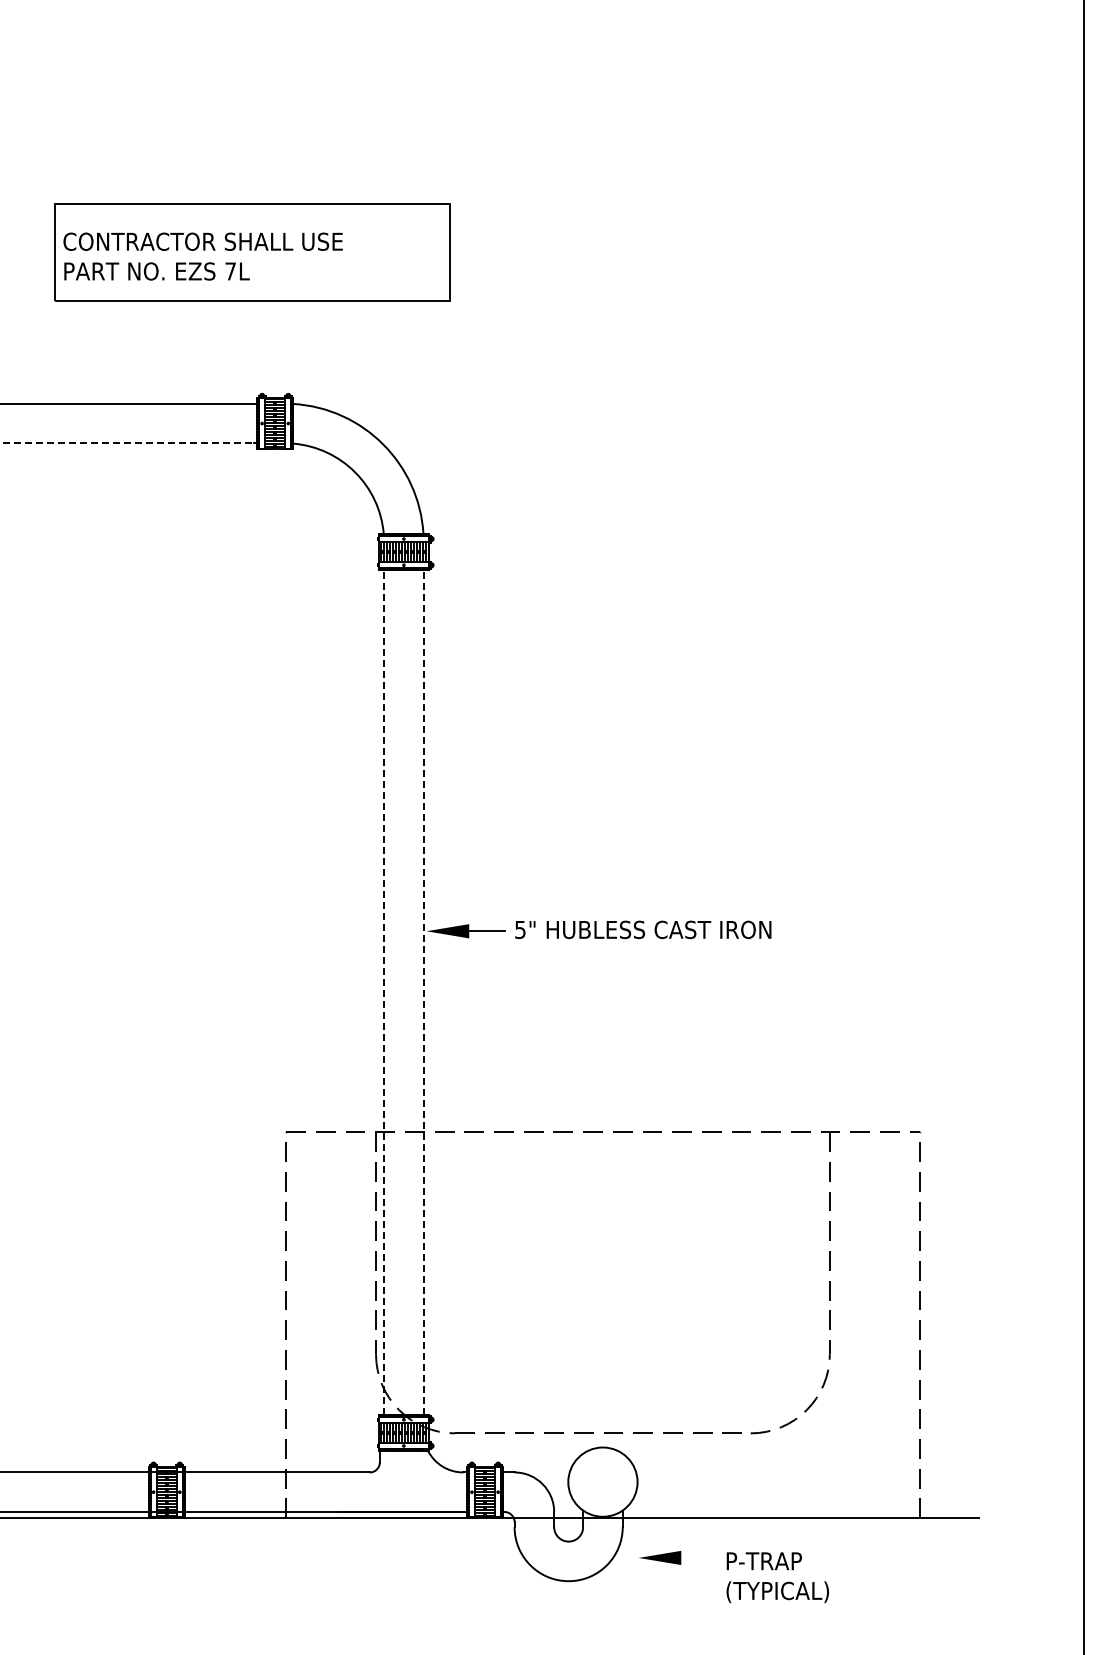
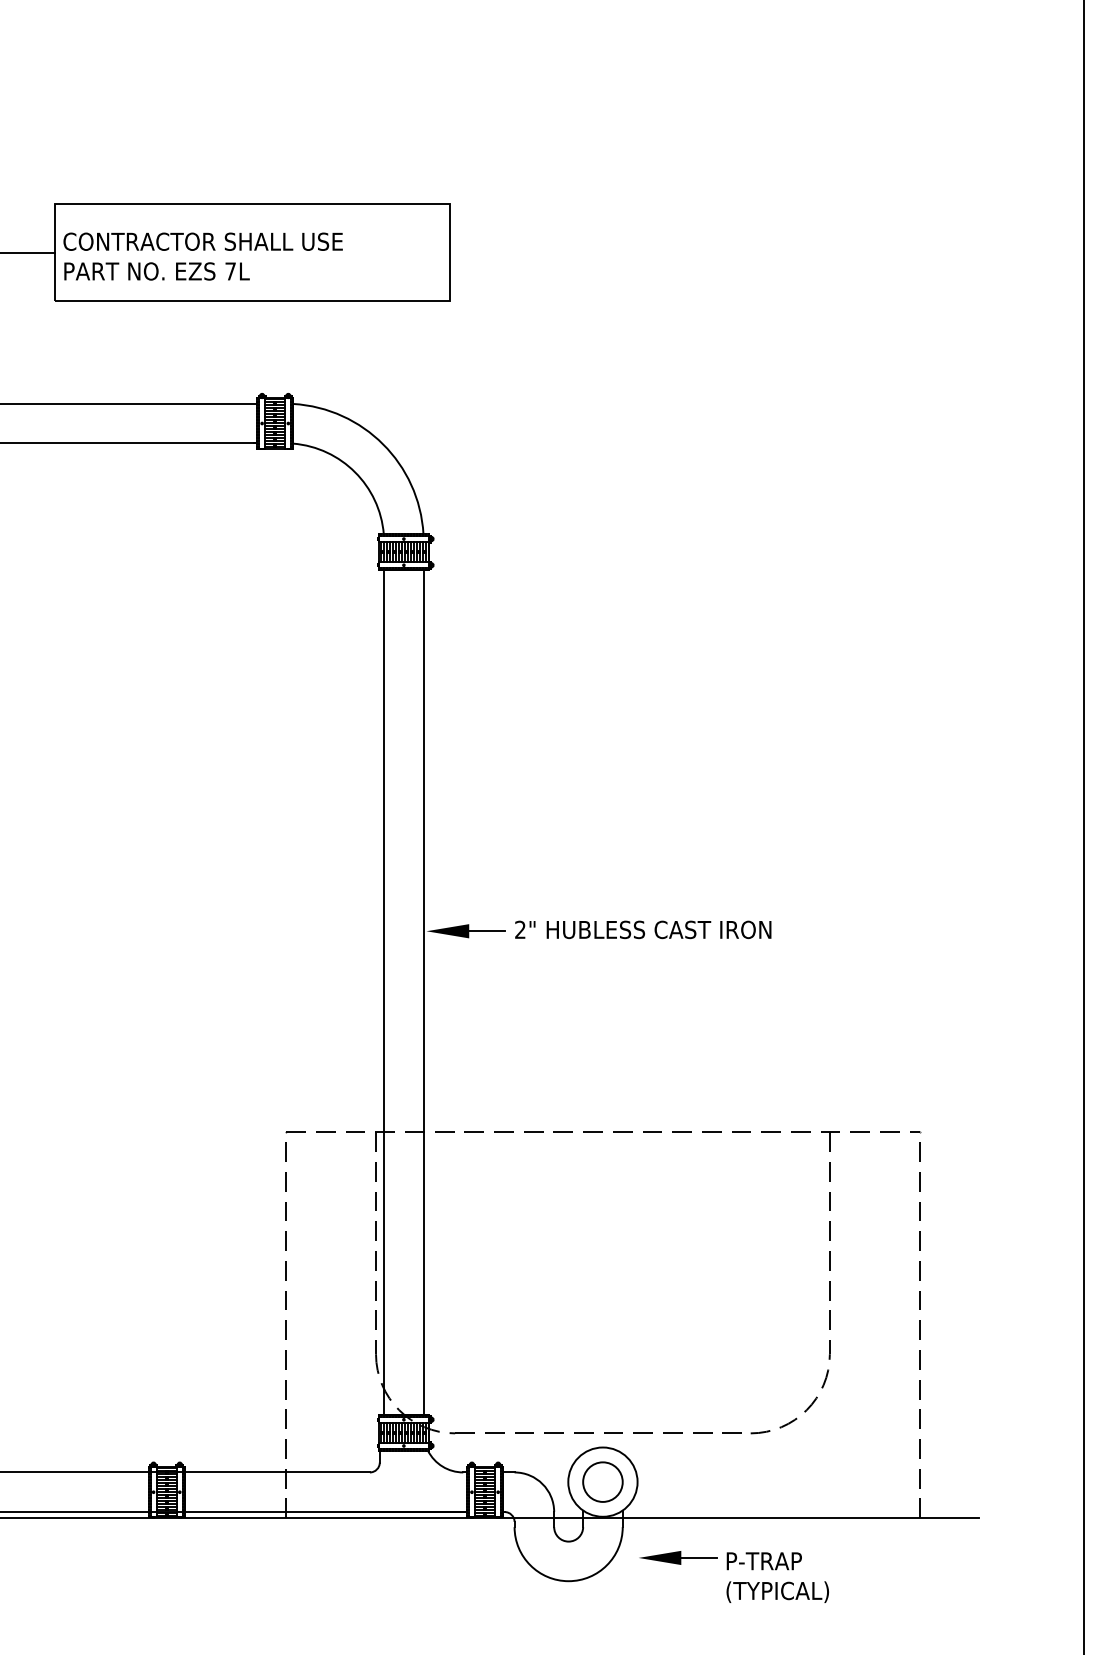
line: none -> present (28, 252)
line: dashed -> solid (129, 443)
text: 5" -> 2" (520, 929)
line: dashed -> solid (384, 992)
line: dashed -> solid (423, 992)
circle: none -> present (602, 1481)
line: none -> present (698, 1557)
